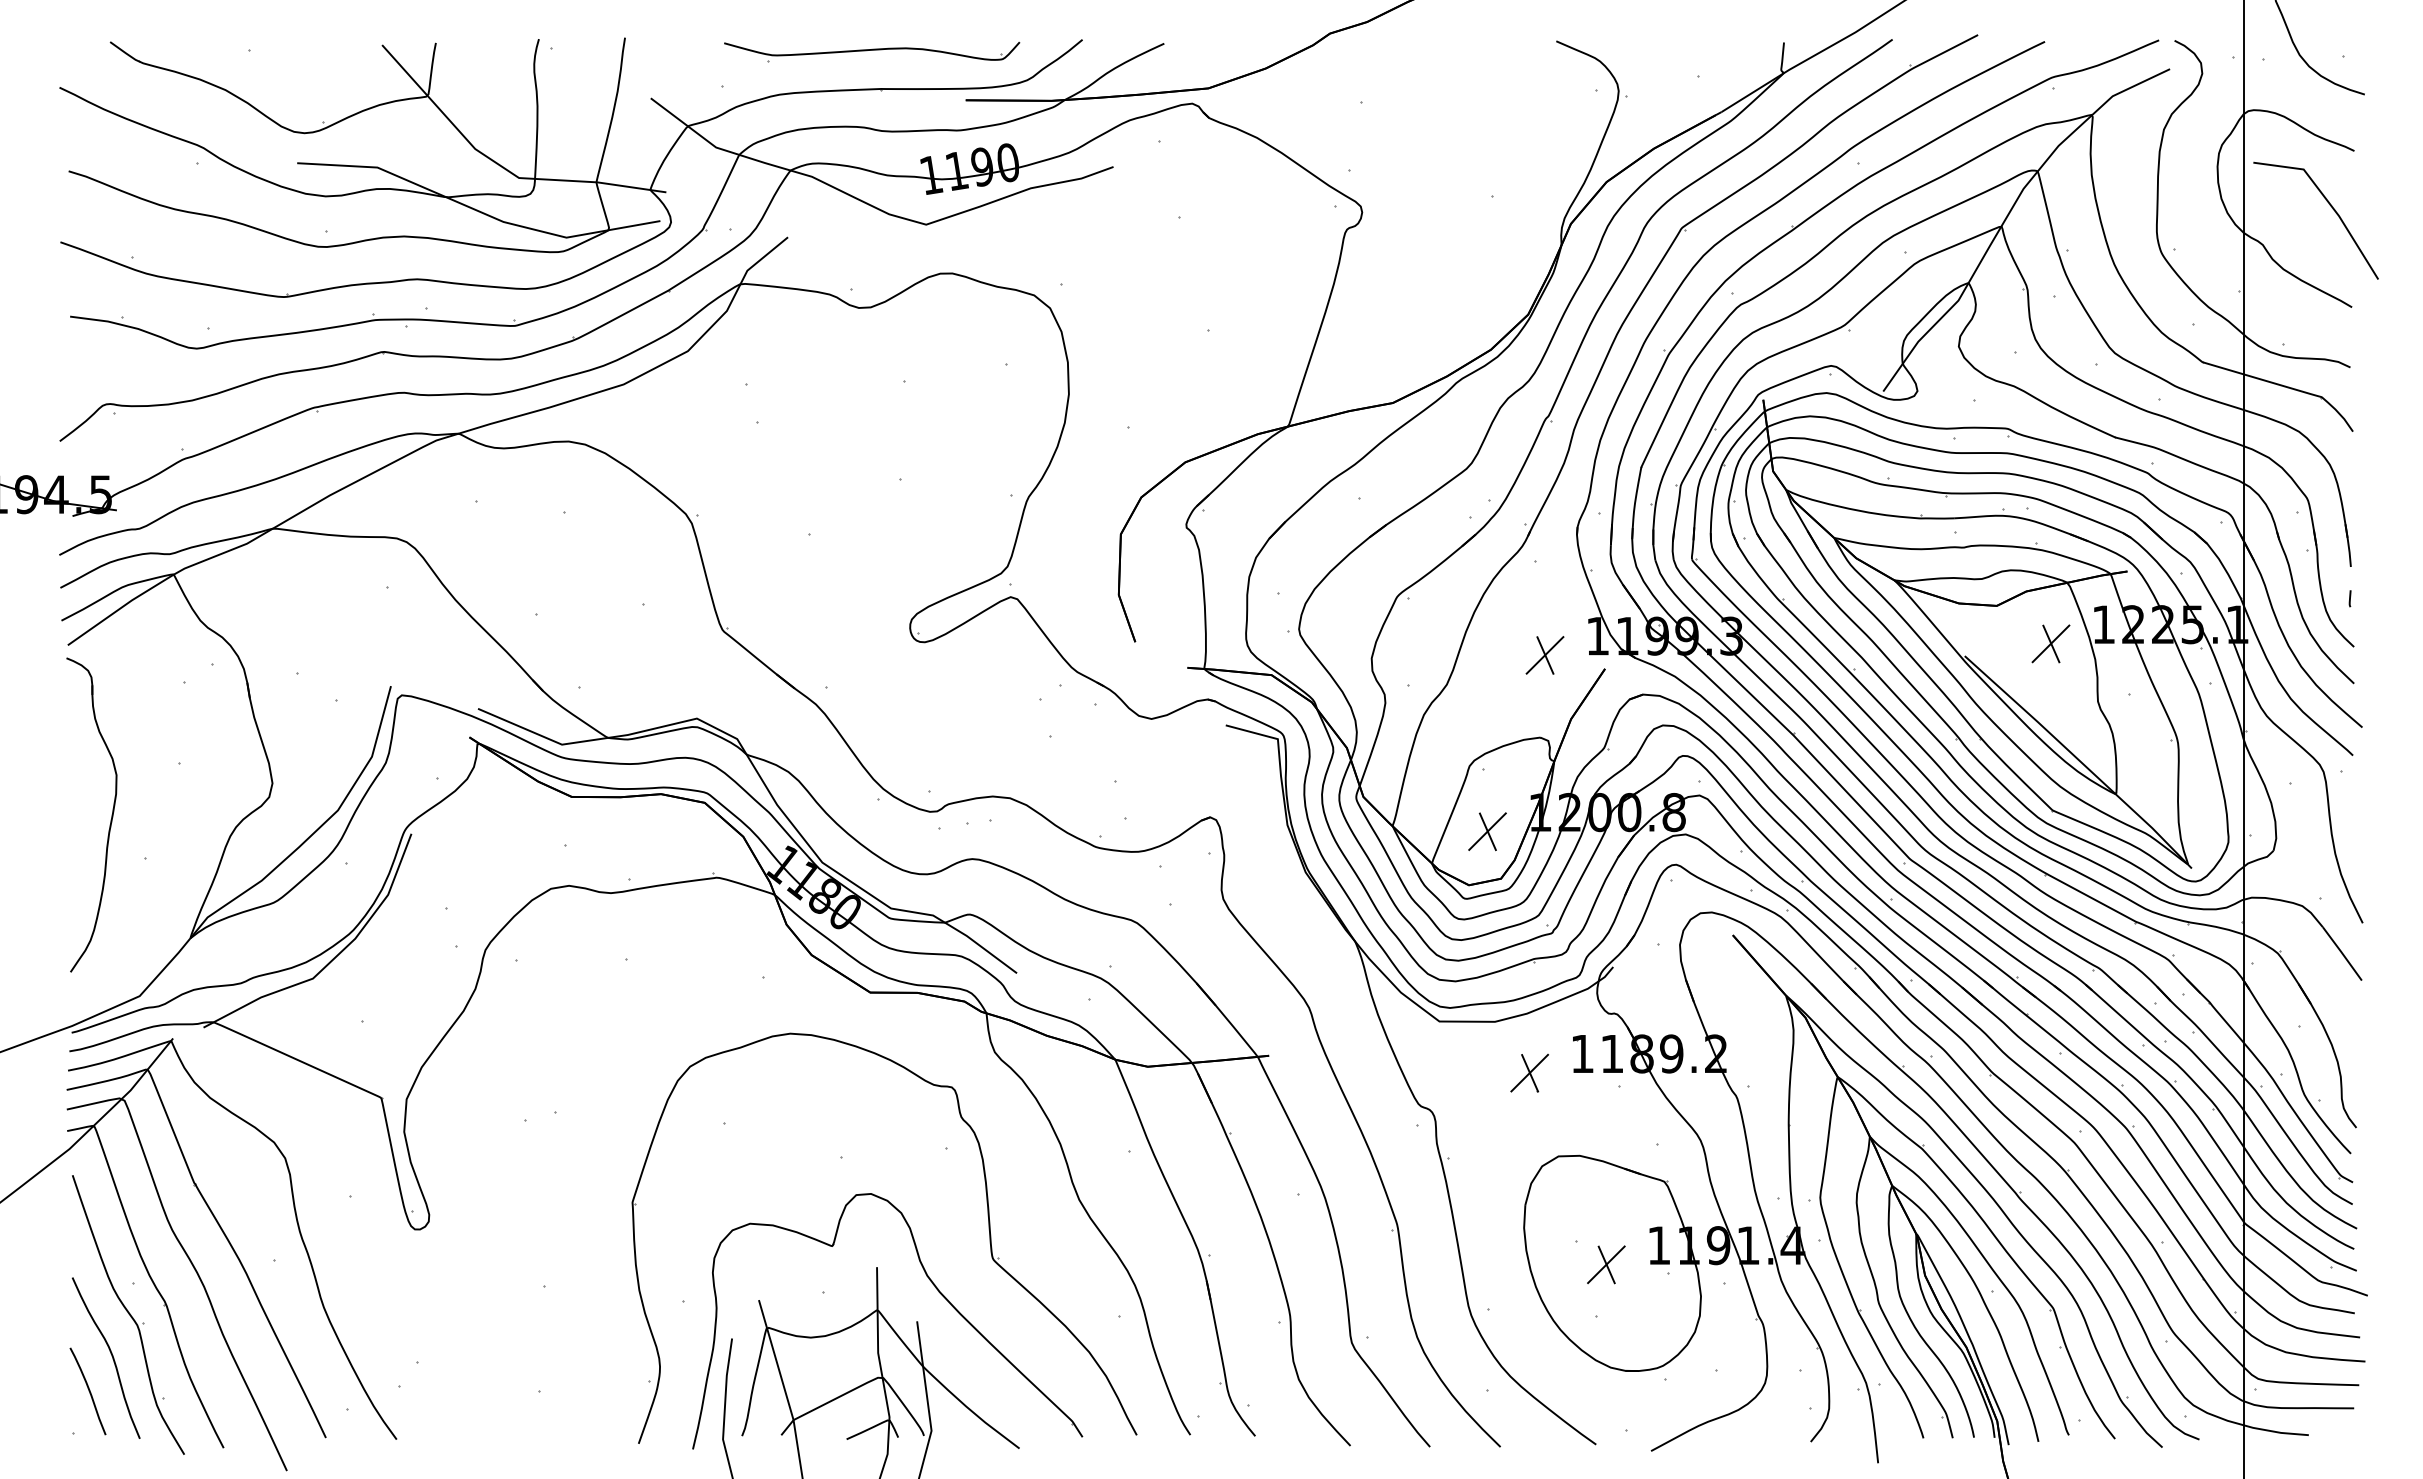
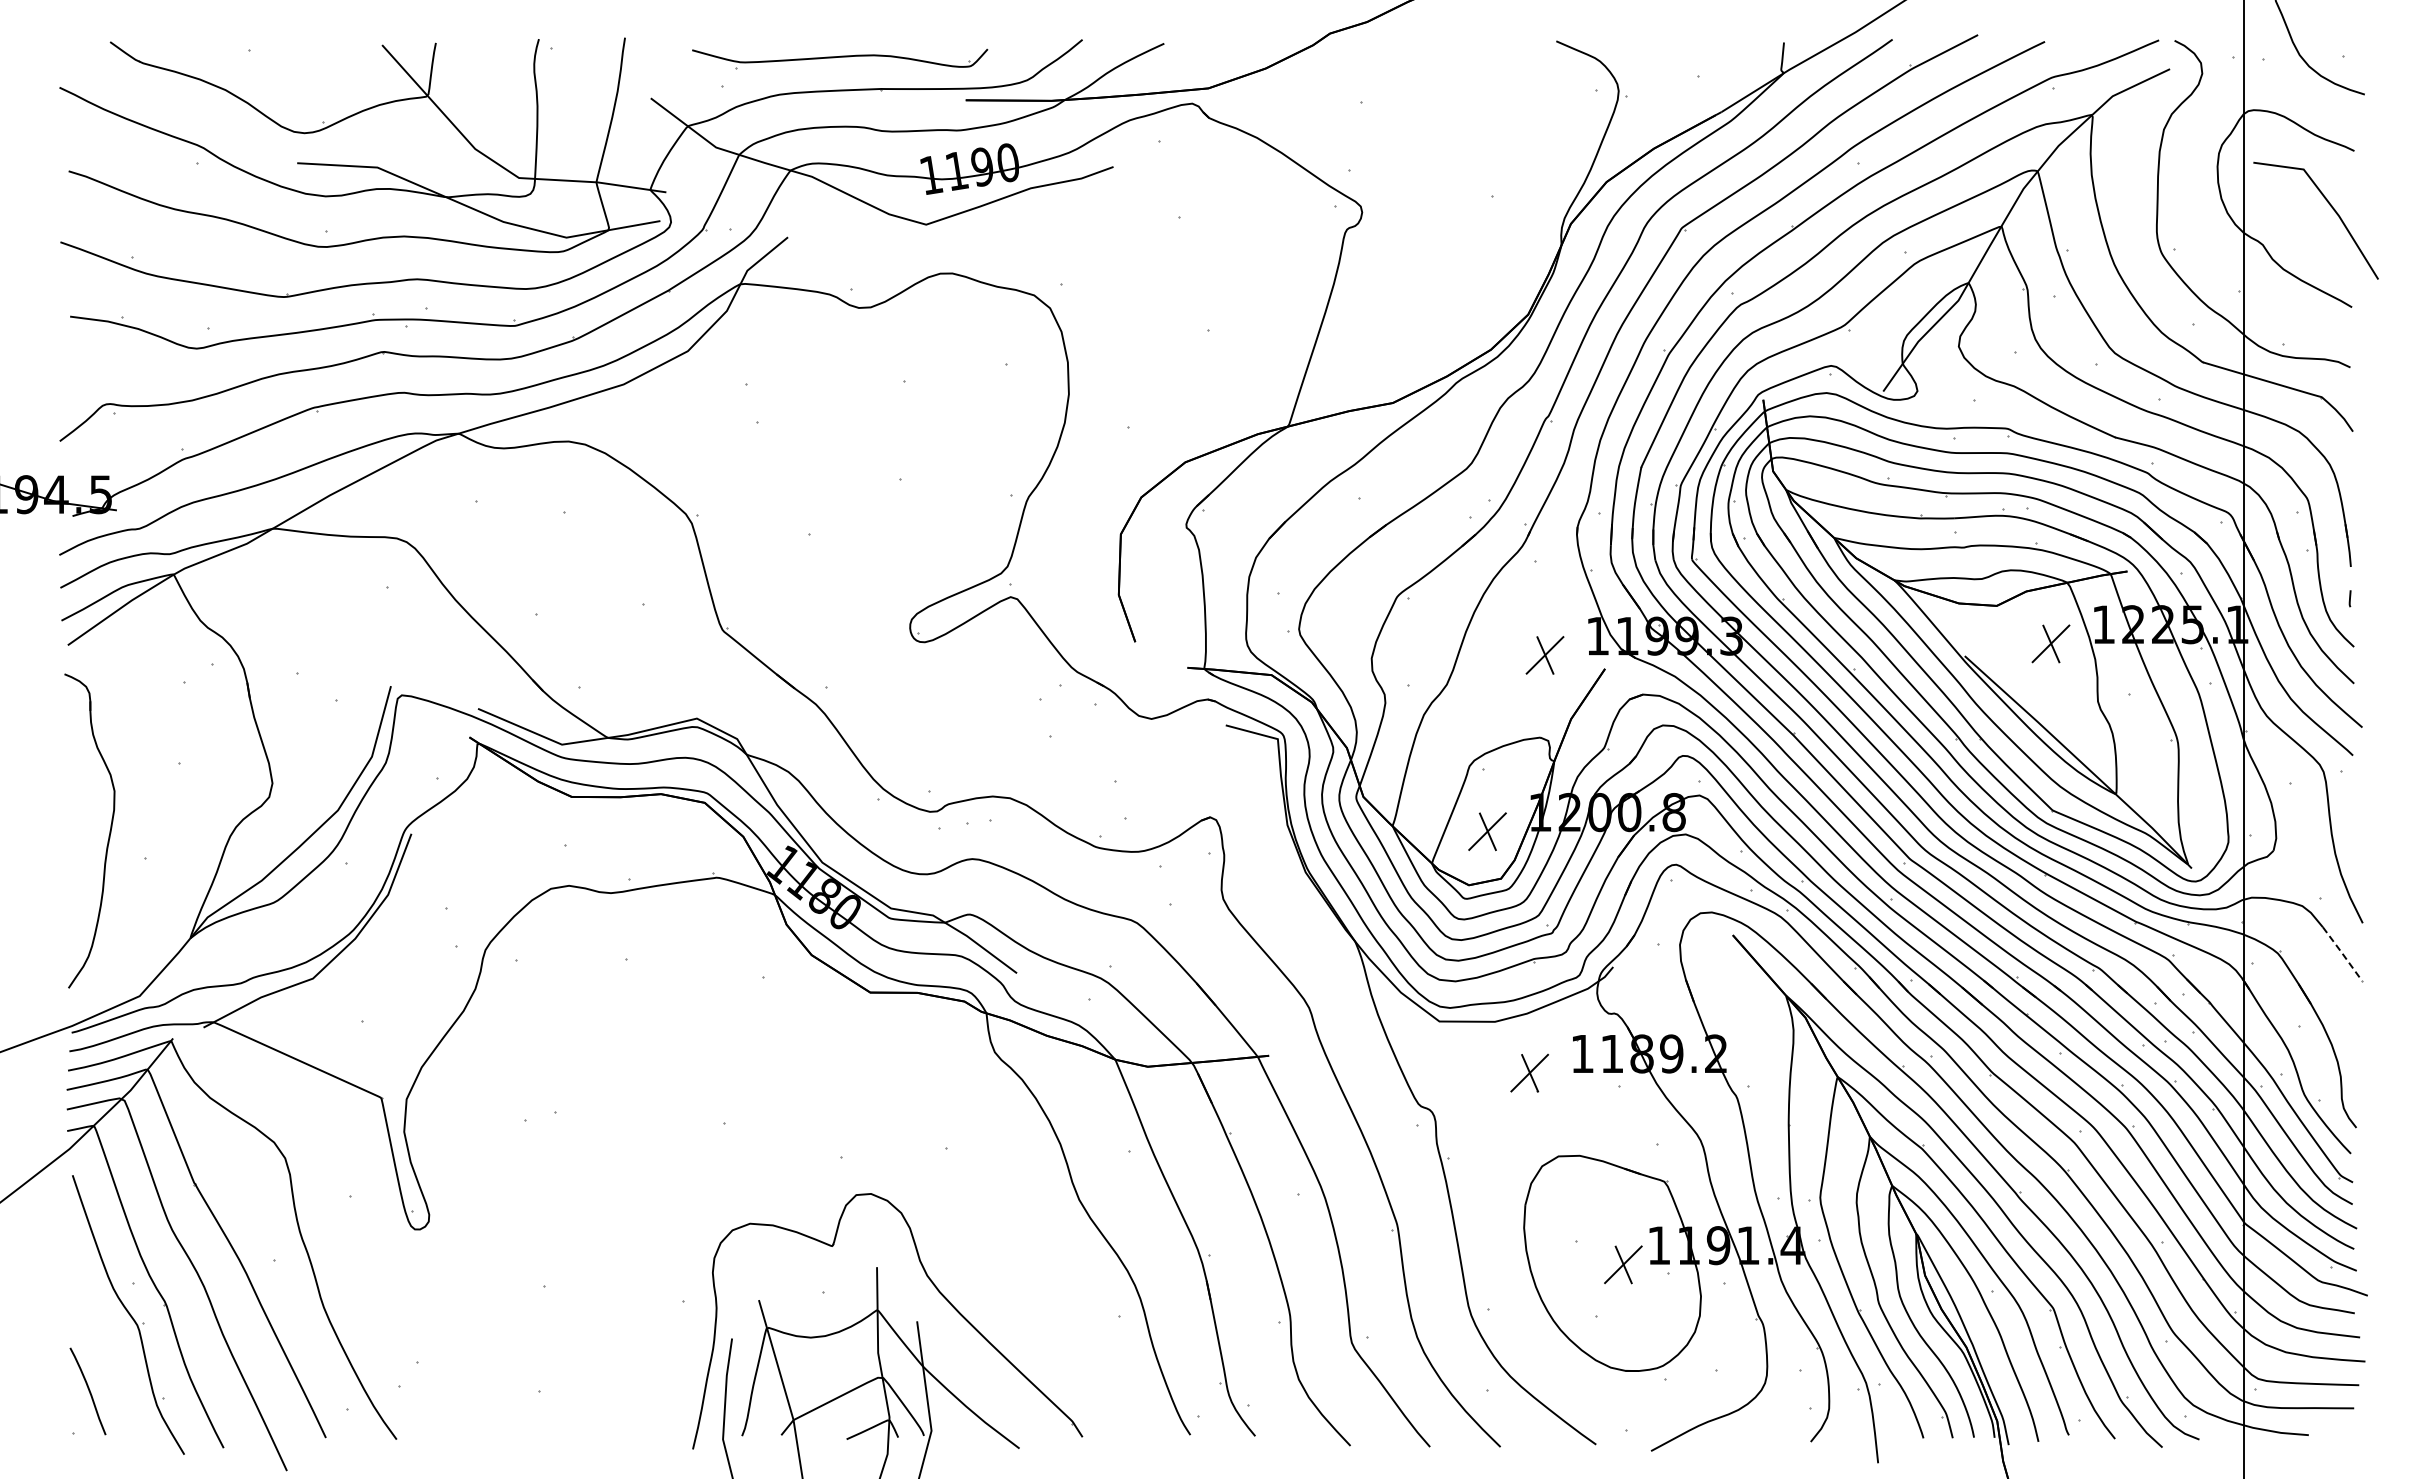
part position: (872, 51) -> (840, 58) (840, 58)
part position: (110, 819) -> (108, 835) (108, 835)
line: solid -> dashed (2342, 953)
part: present -> none (988, 1229)
part position: (1606, 1264) -> (1623, 1264) (1623, 1264)
curve: present -> none (111, 1356)
